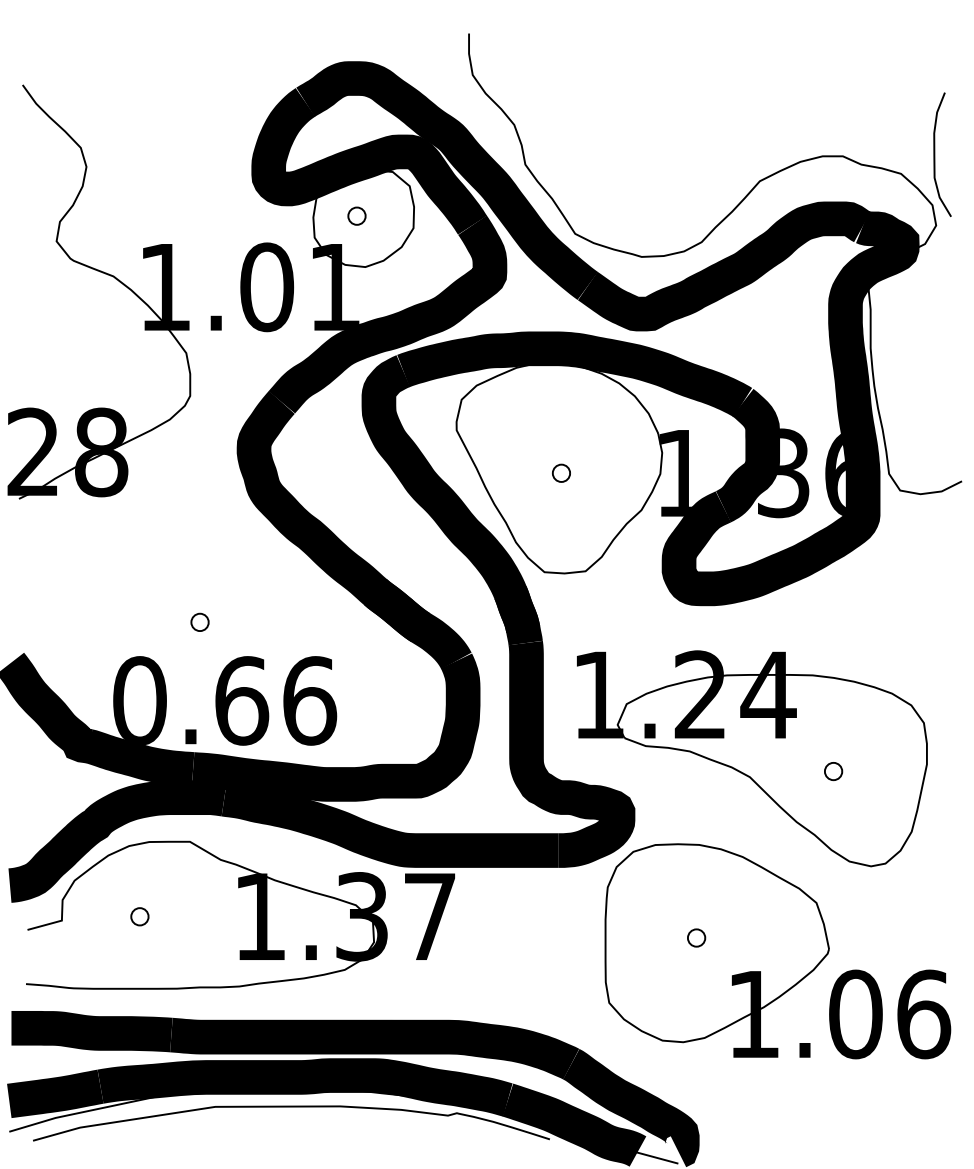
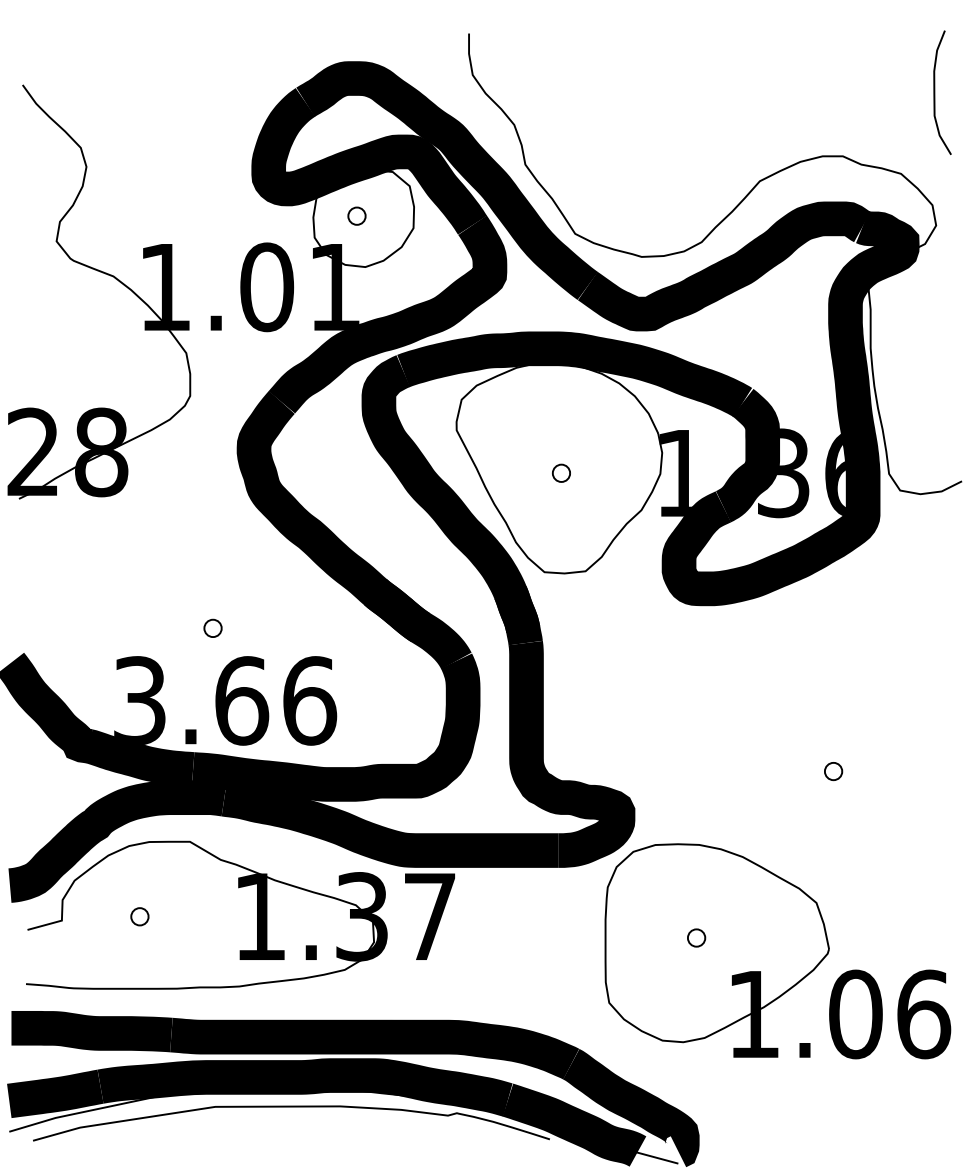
curve position: (935, 154) -> (935, 92) (935, 92)
part position: (199, 621) -> (212, 627) (212, 627)
text: 0.66 -> 3.66 (139, 700)
part: present -> none (752, 758)
